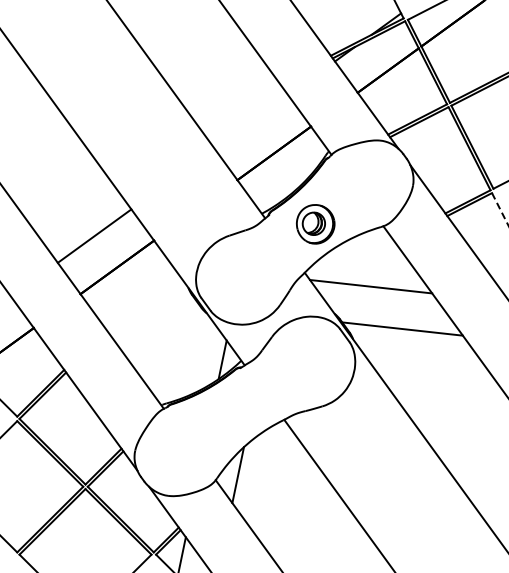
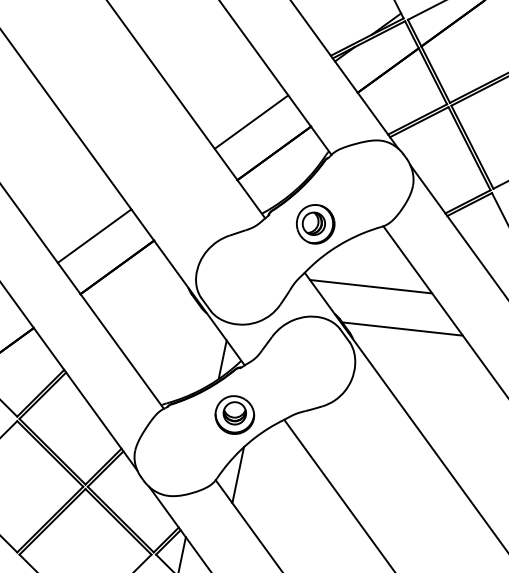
line: none -> present (251, 121)
line: dashed -> solid (500, 209)
part: none -> present (234, 414)
